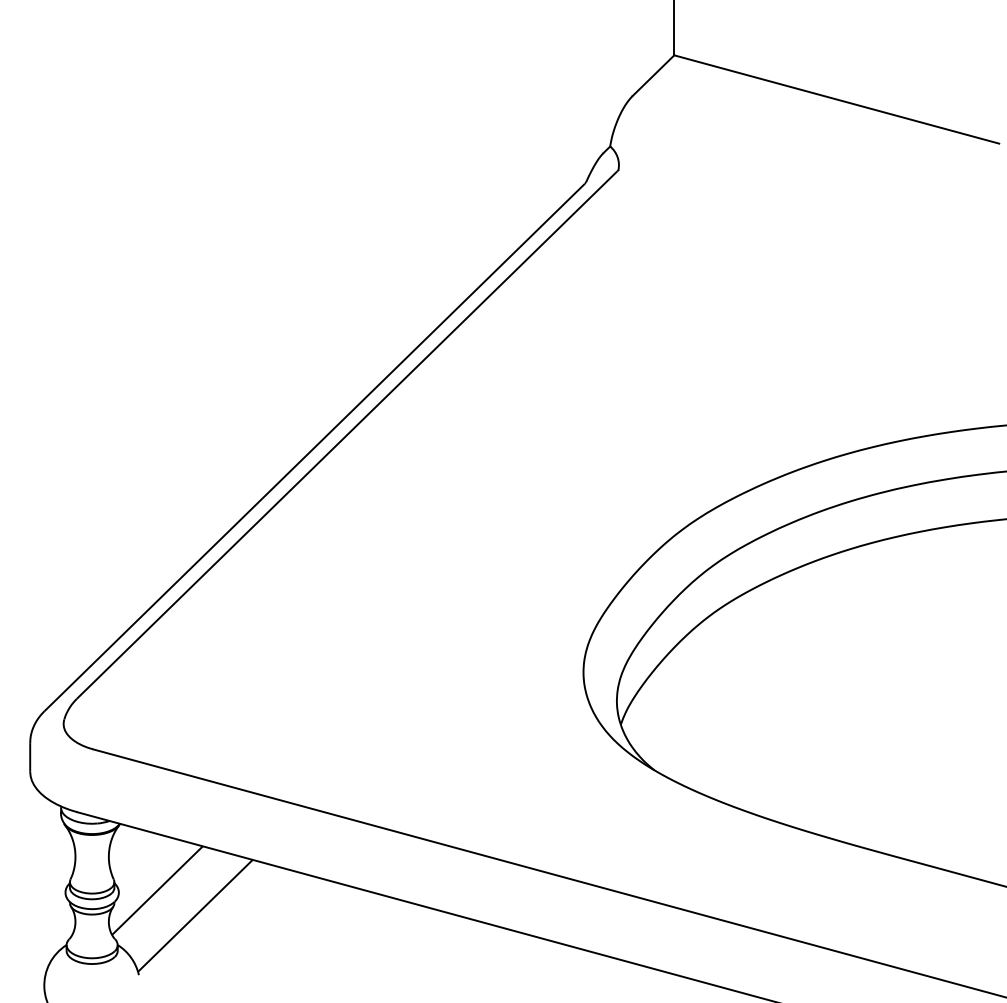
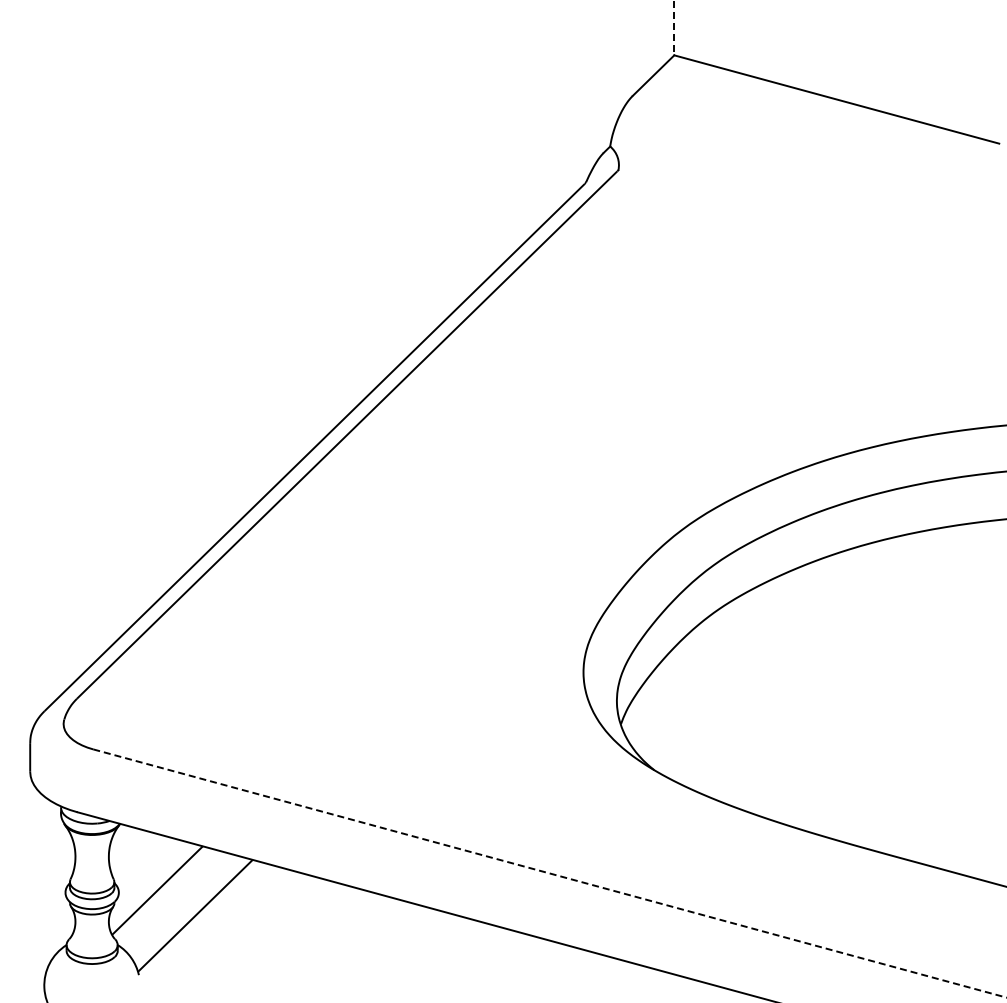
line: solid -> dashed (674, 28)
line: solid -> dashed (549, 873)
